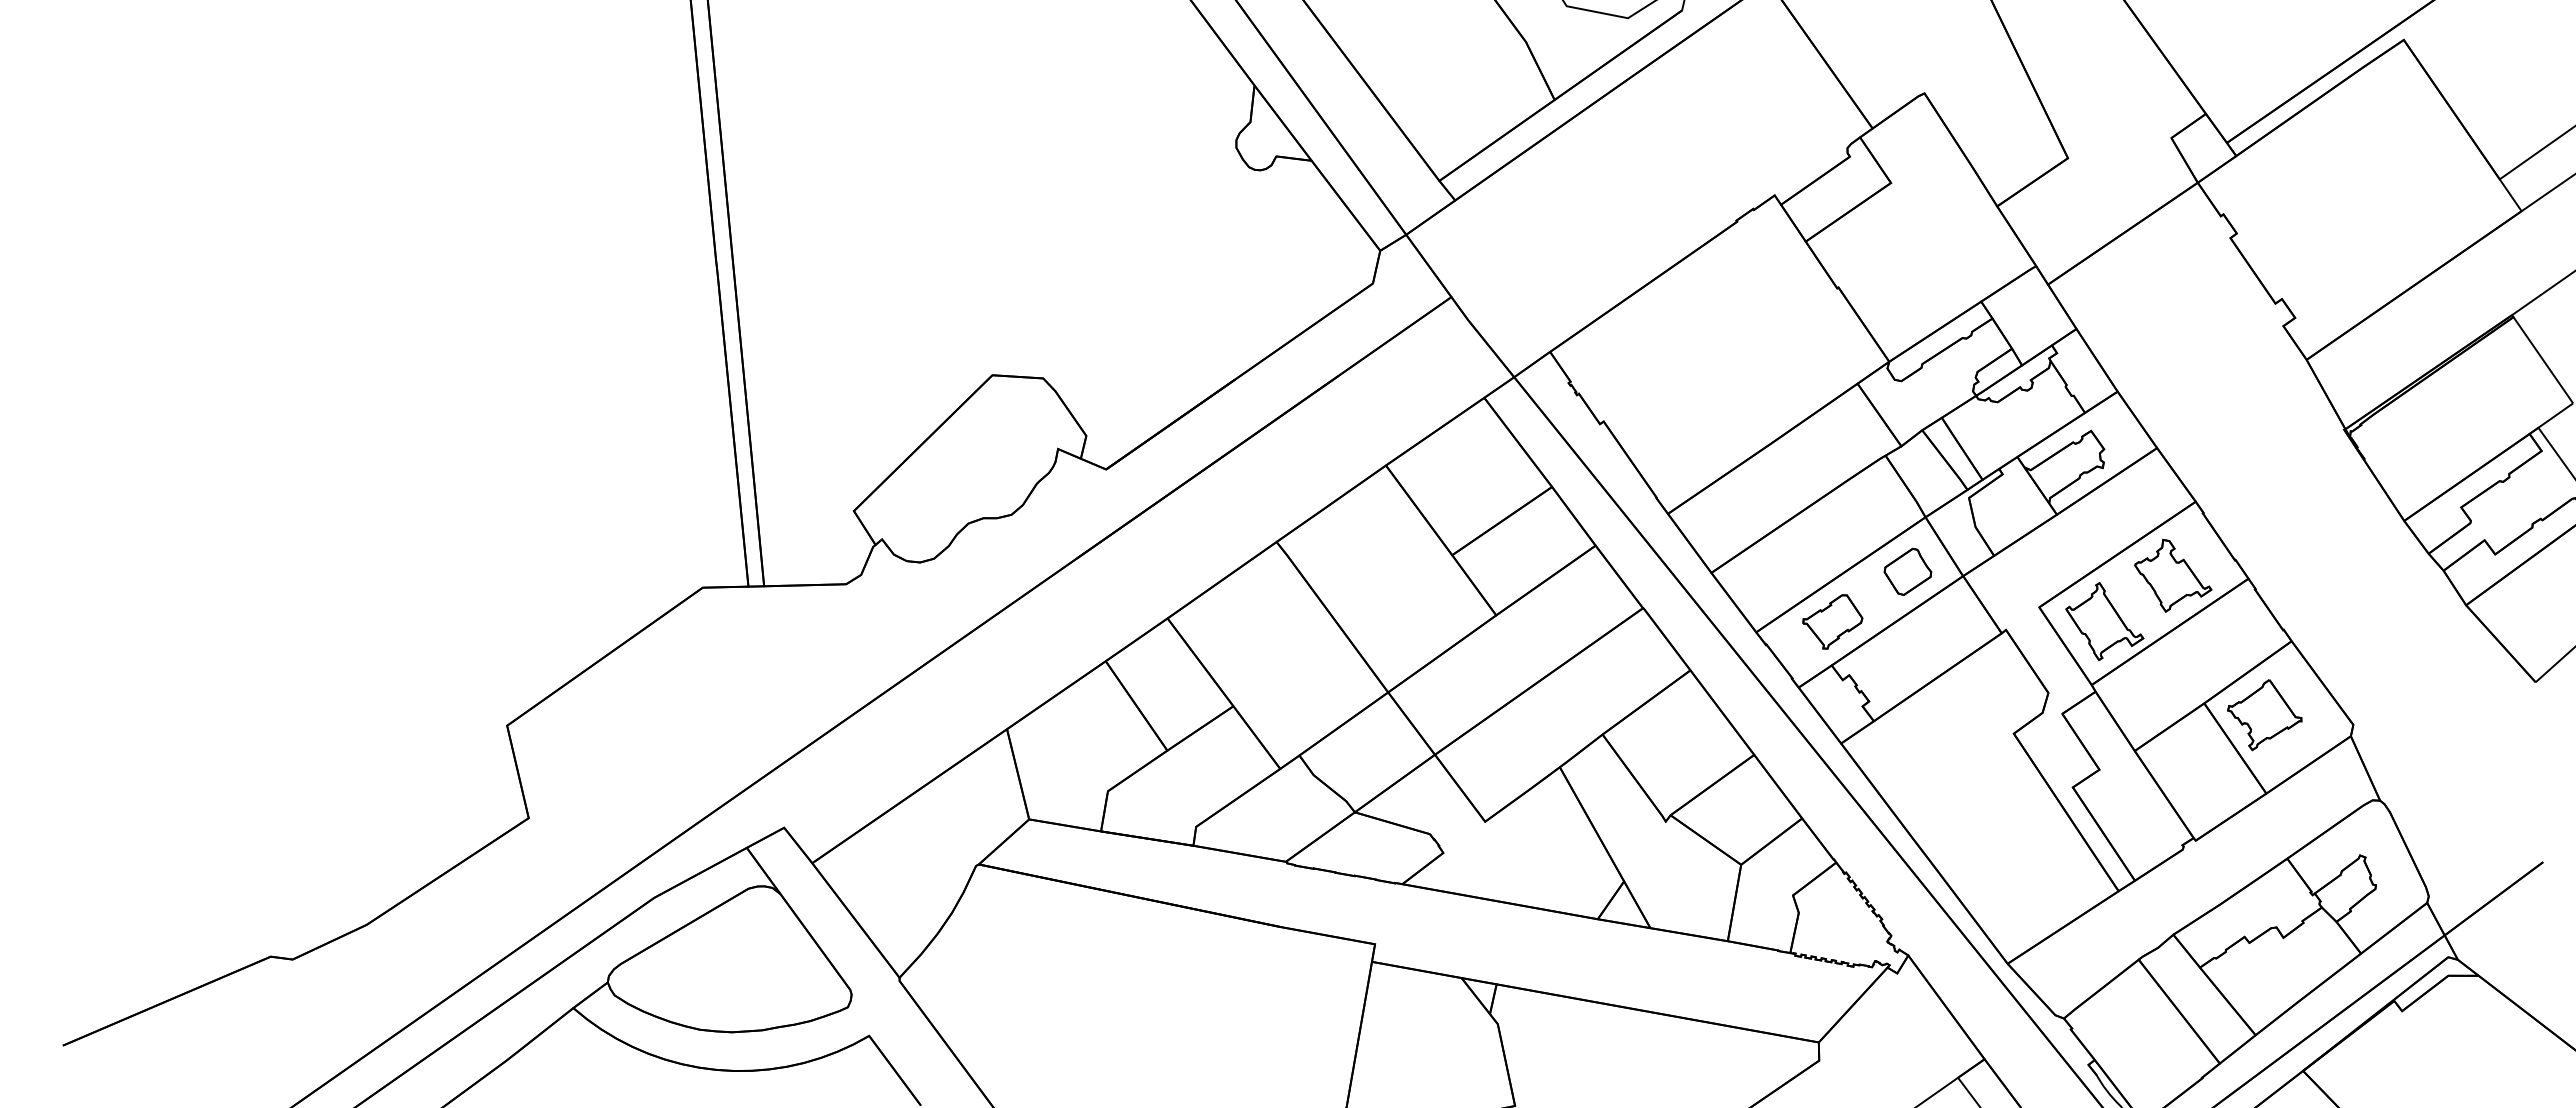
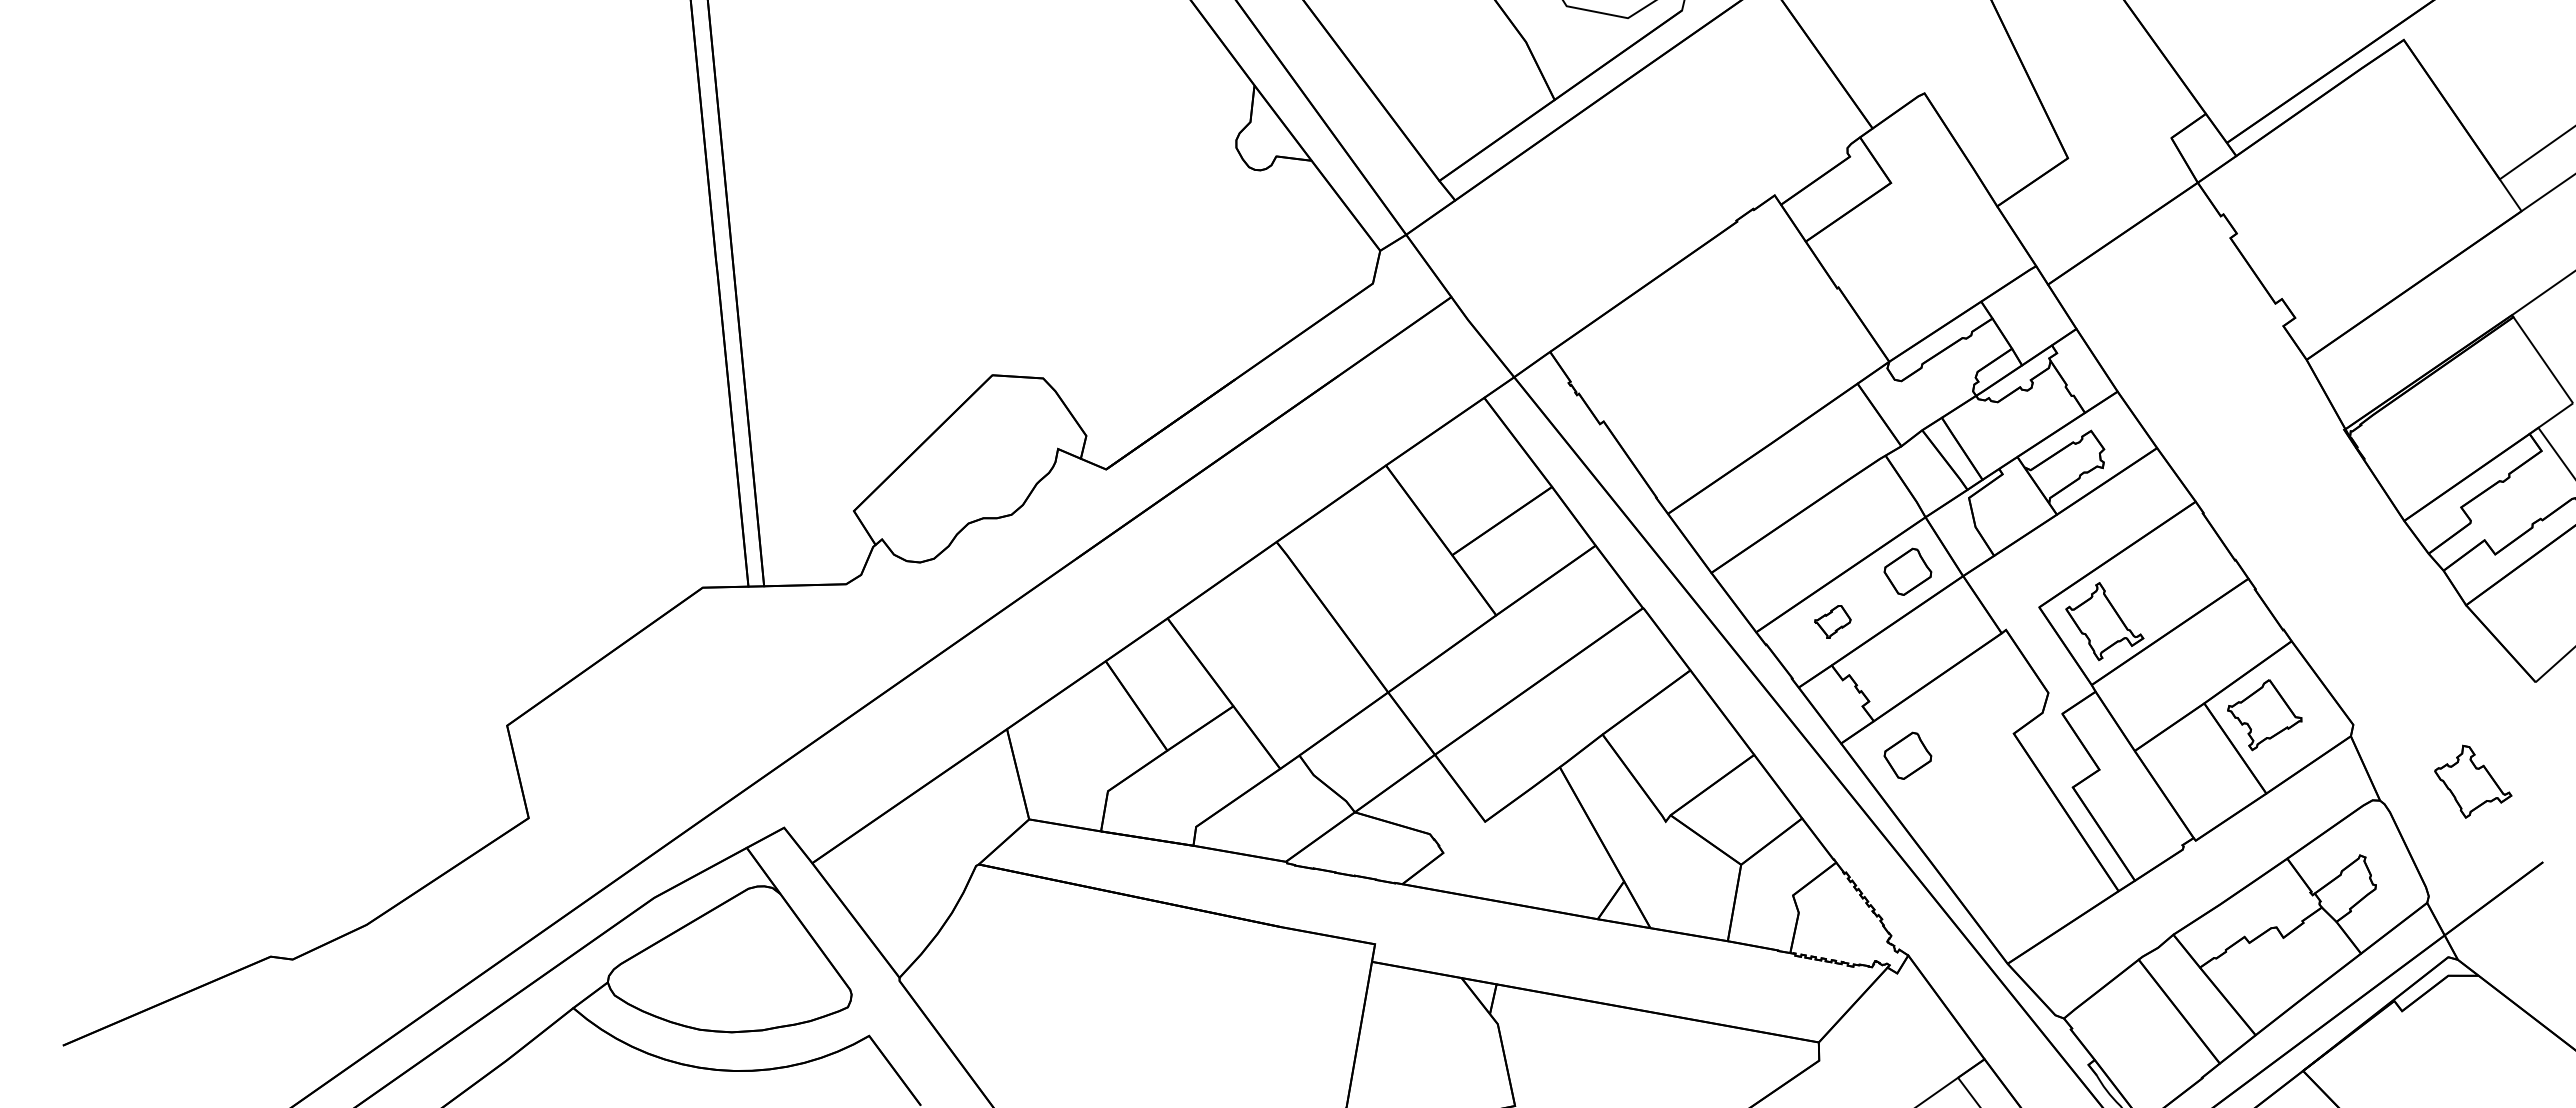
part position: (2173, 575) -> (2473, 781) (2473, 781)
part size: 62x56 px -> 38x34 px (1832, 621)
part: none -> present (1907, 755)
